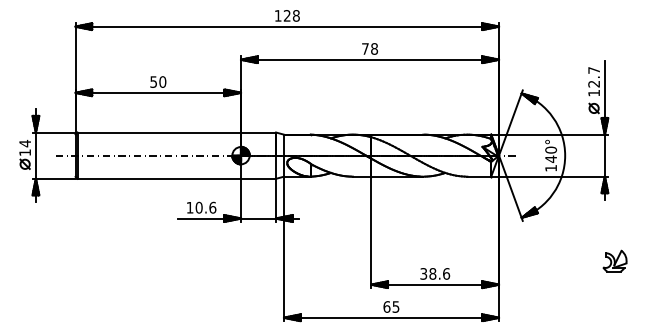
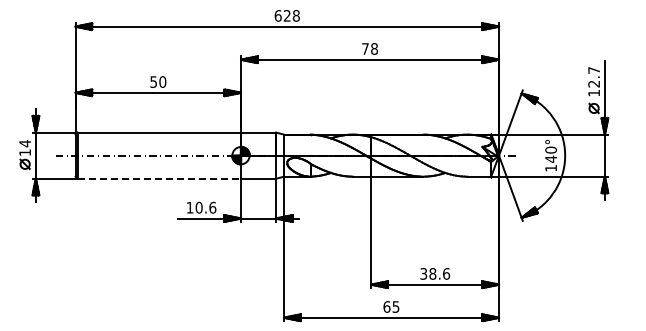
text: 128 -> 628 (277, 15)
line: solid -> dashed (159, 178)
part: present -> none (614, 260)
